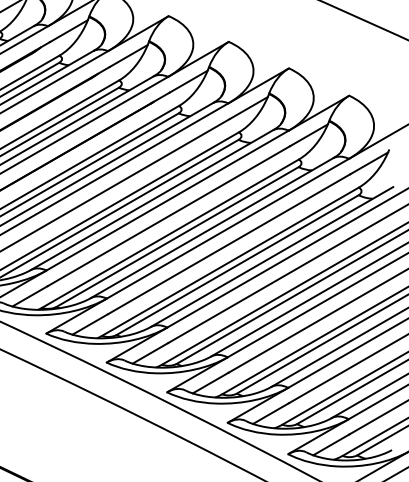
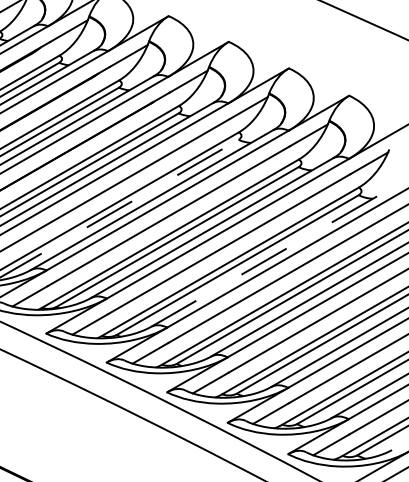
line: solid -> dashed (119, 208)
line: solid -> dashed (272, 256)
